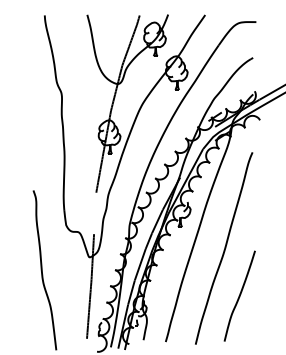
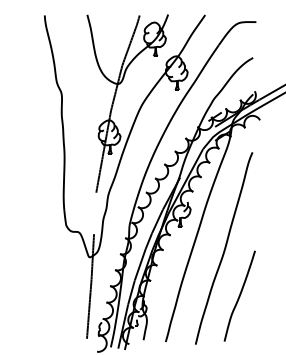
curve: present -> none (42, 270)
